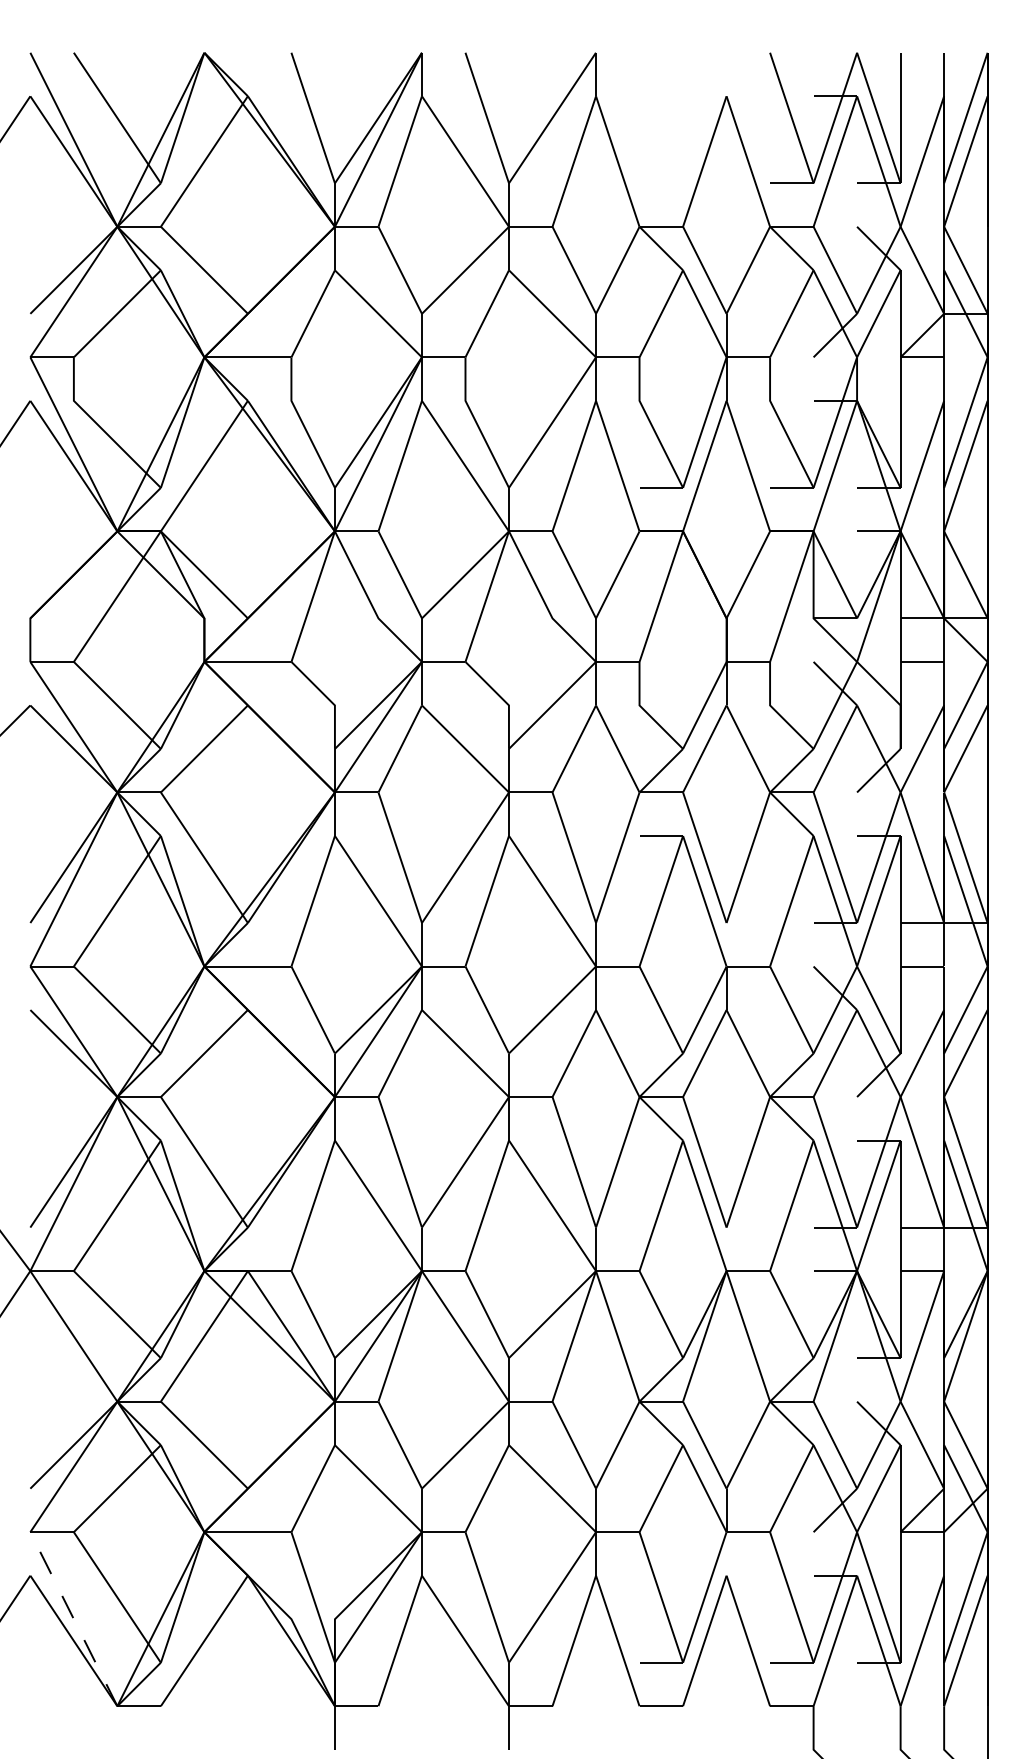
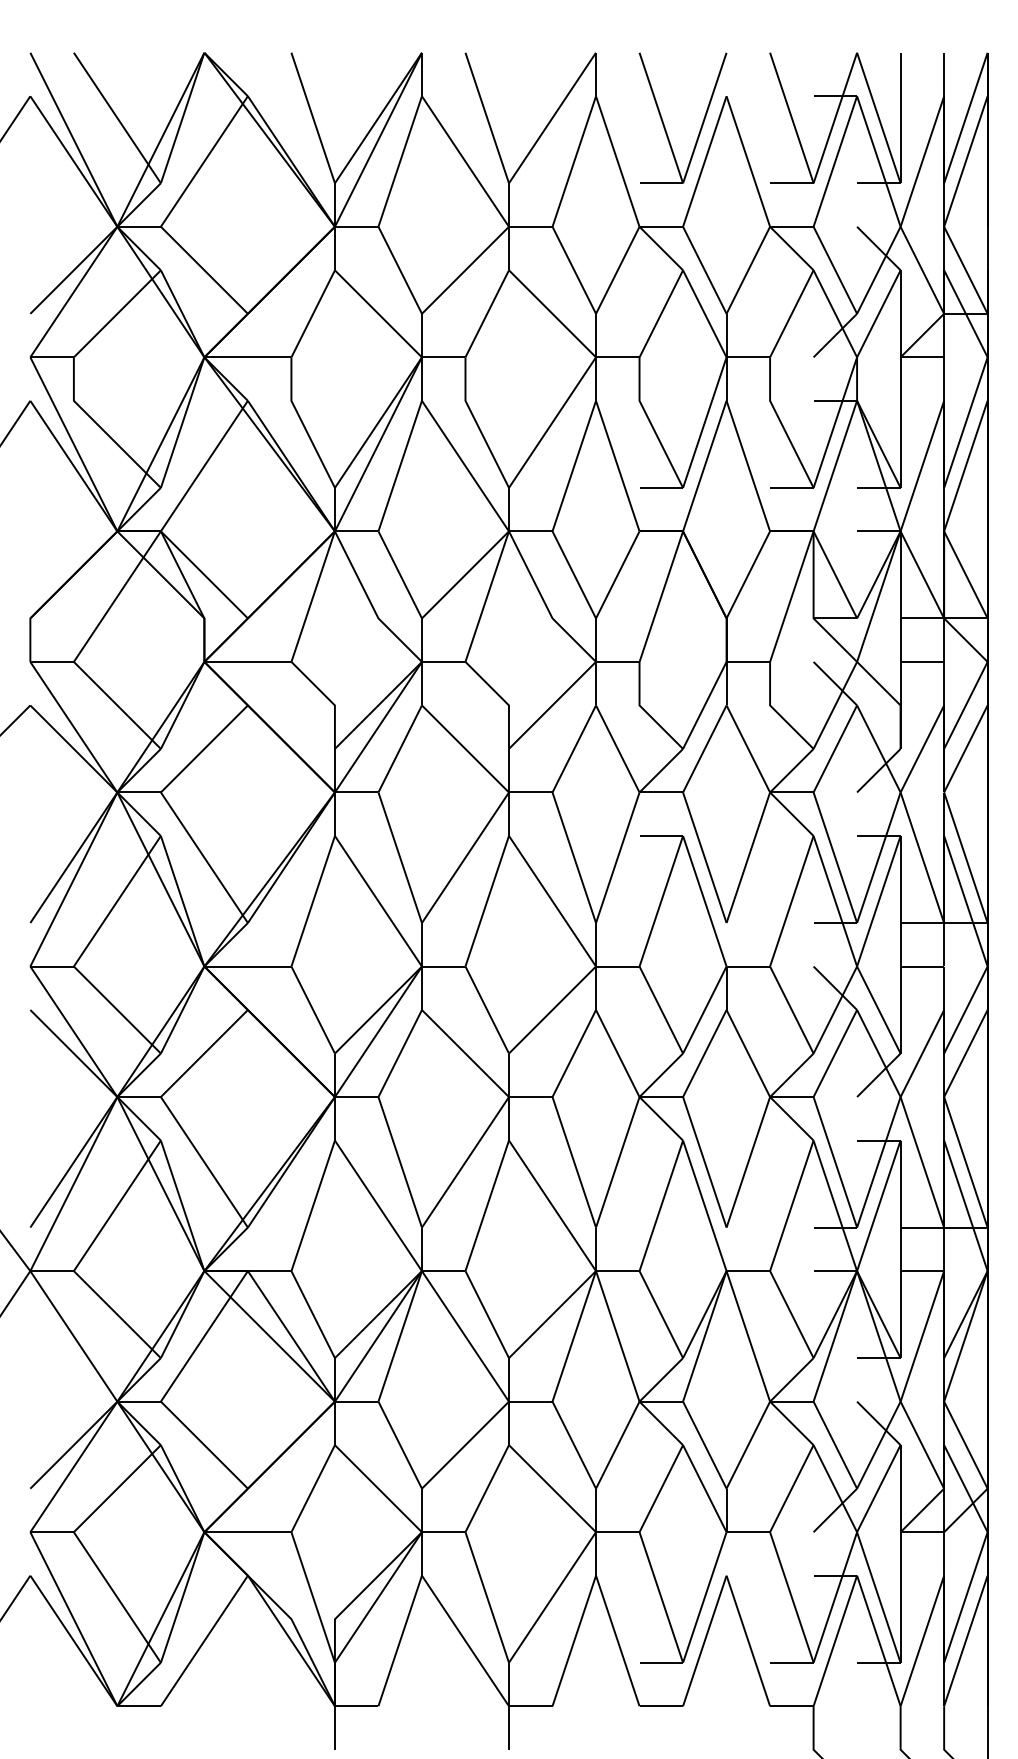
part: none -> present (664, 123)
line: dashed -> solid (73, 1619)
